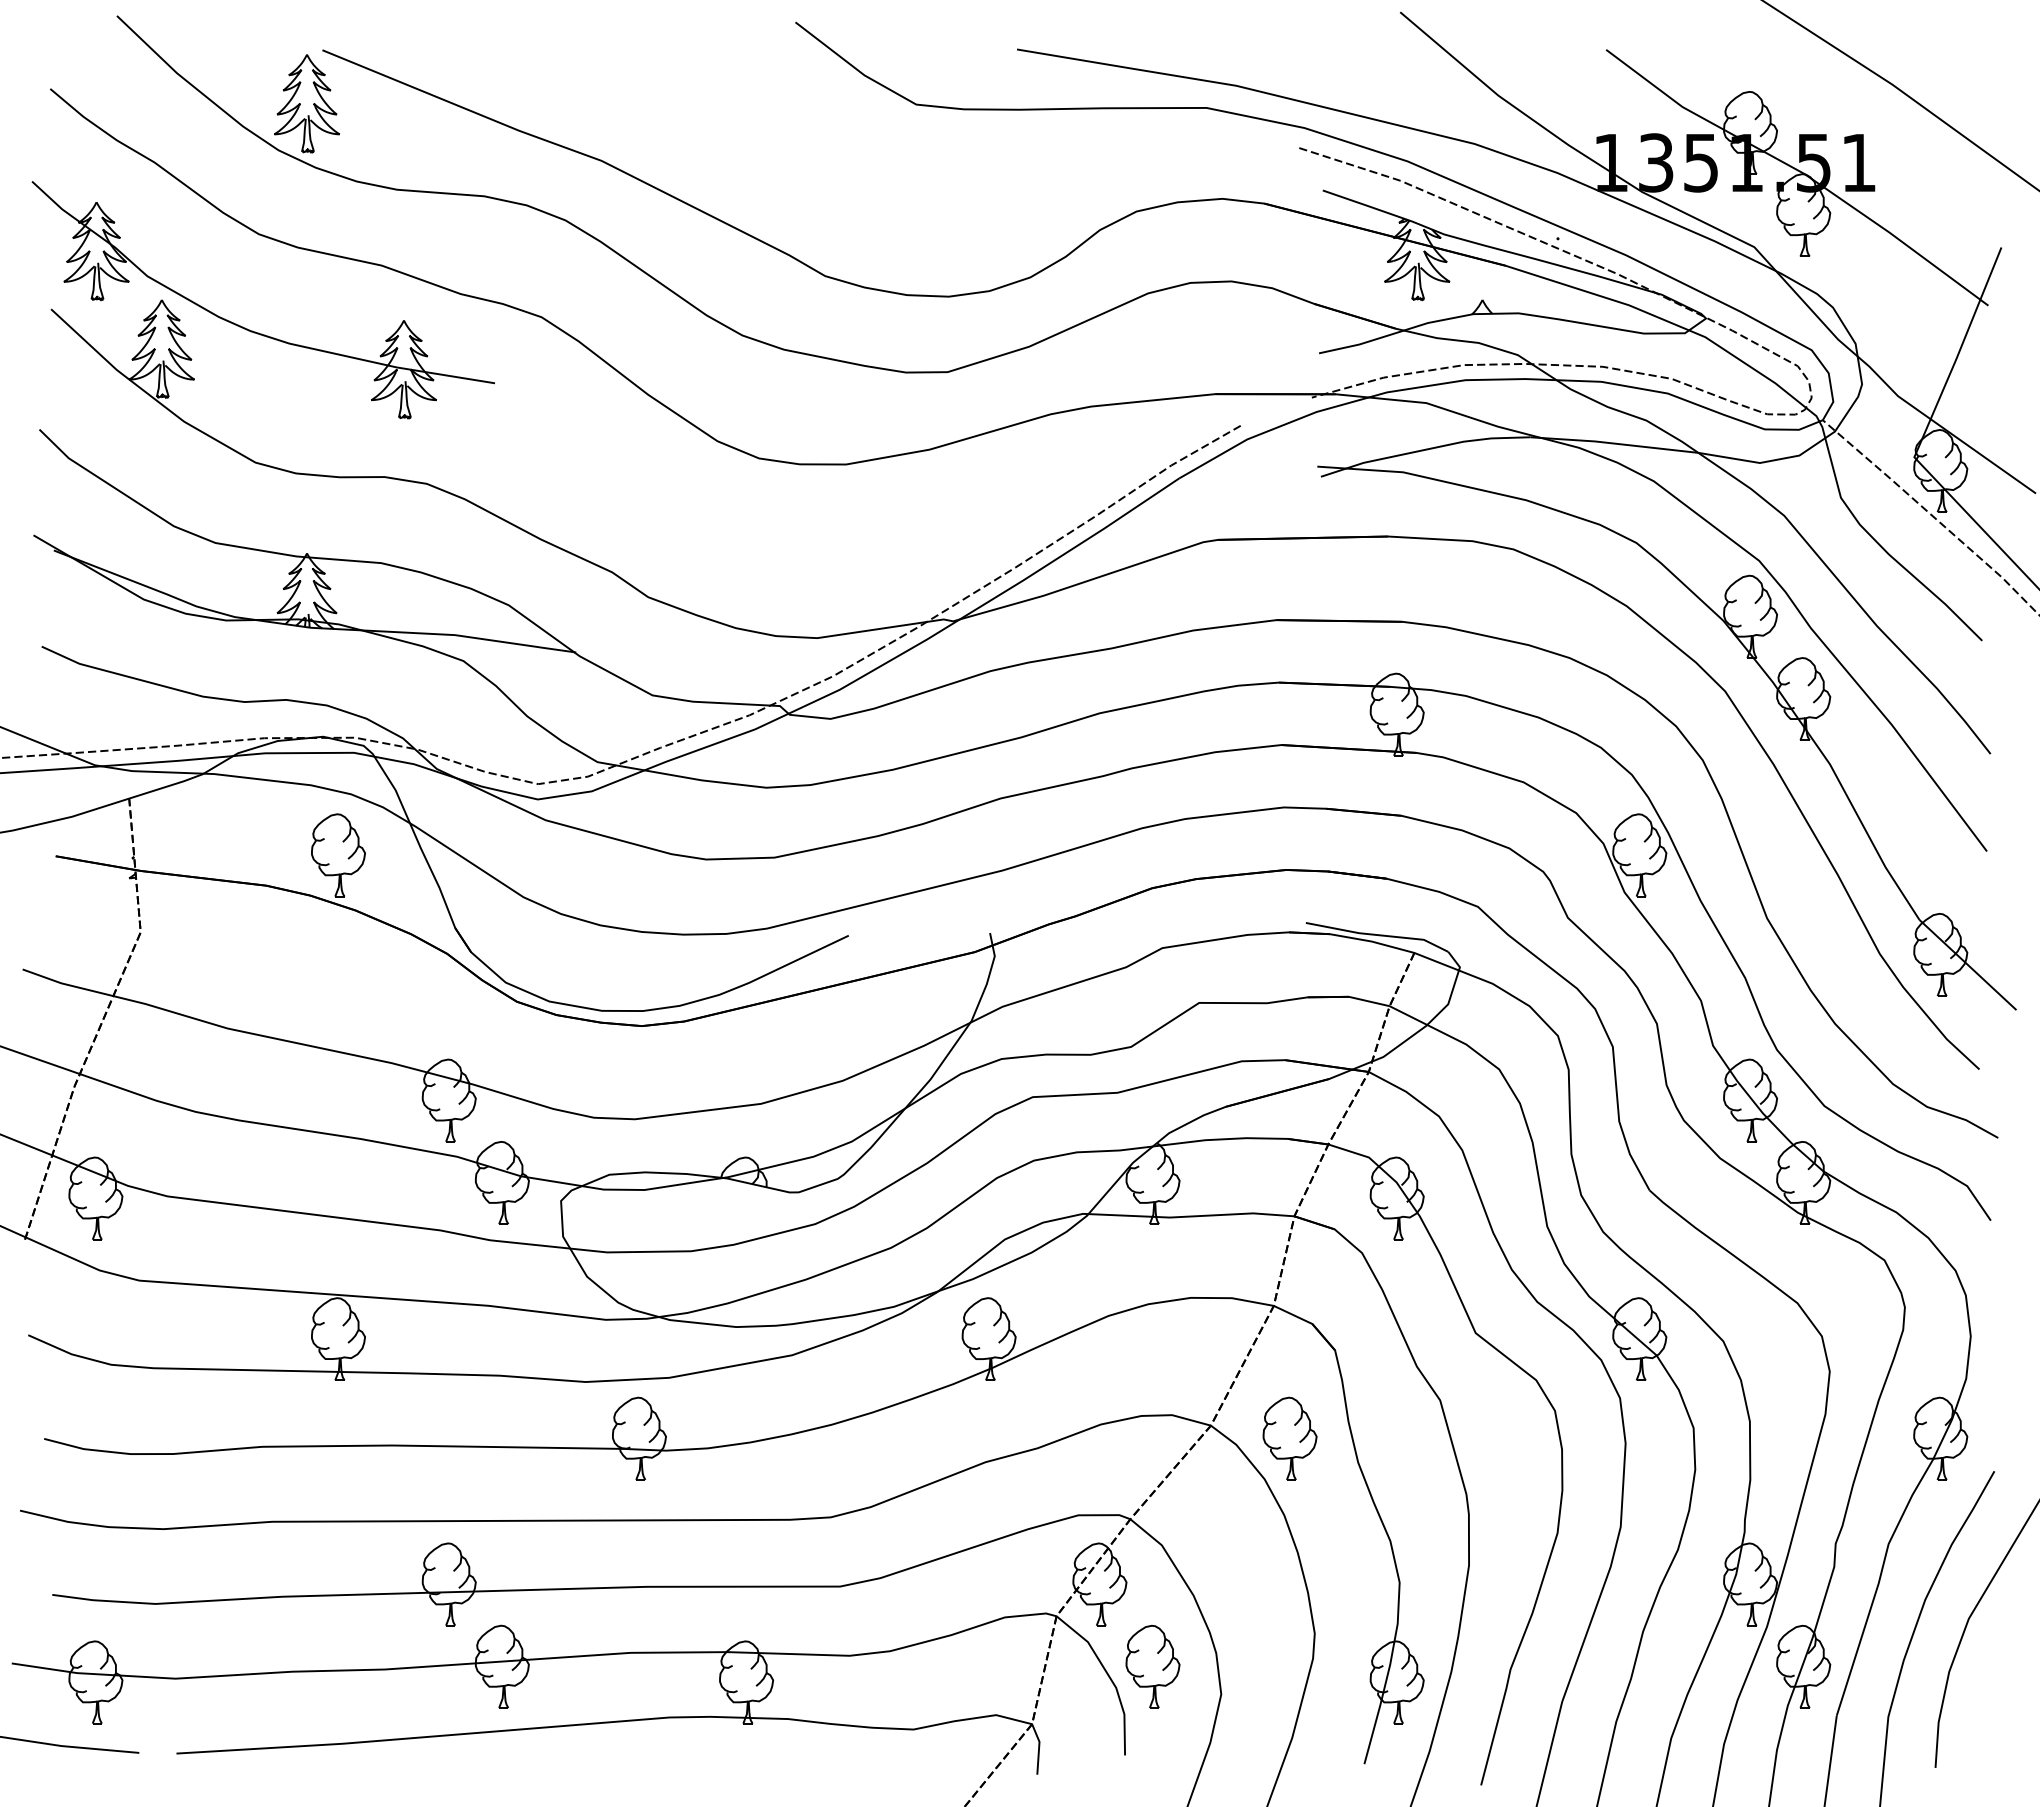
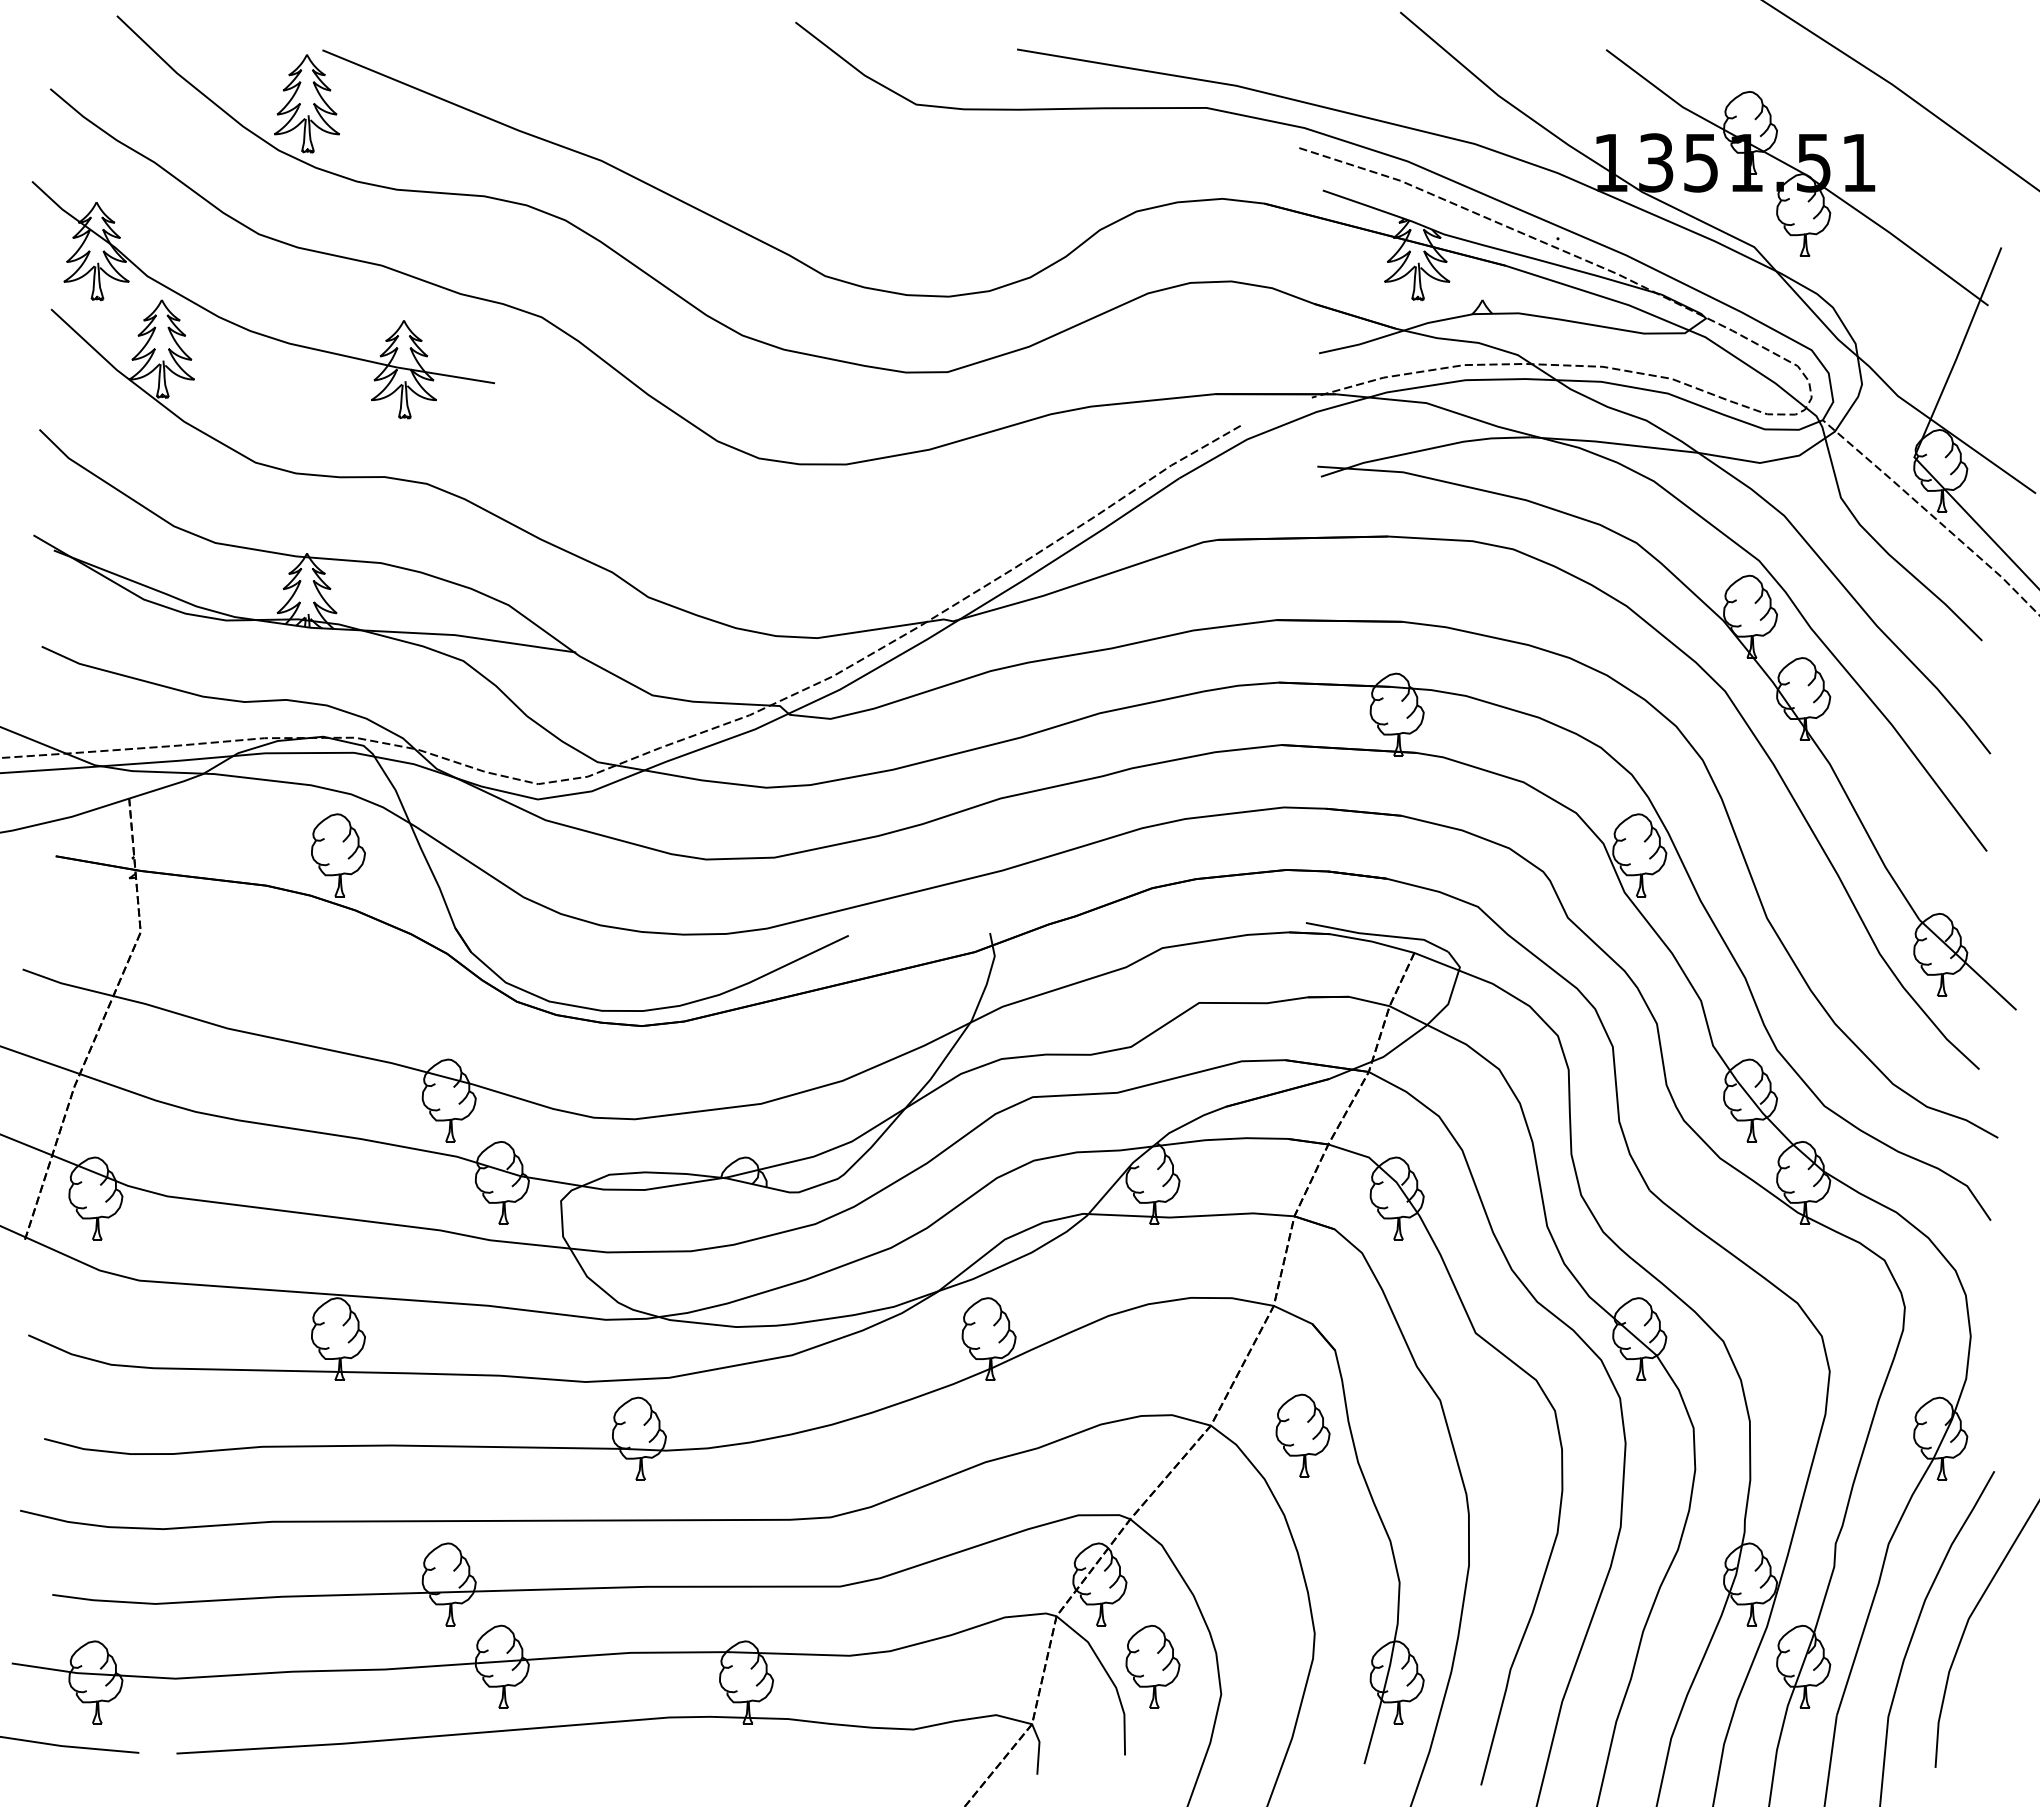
part position: (1289, 1438) -> (1302, 1435) (1302, 1435)
